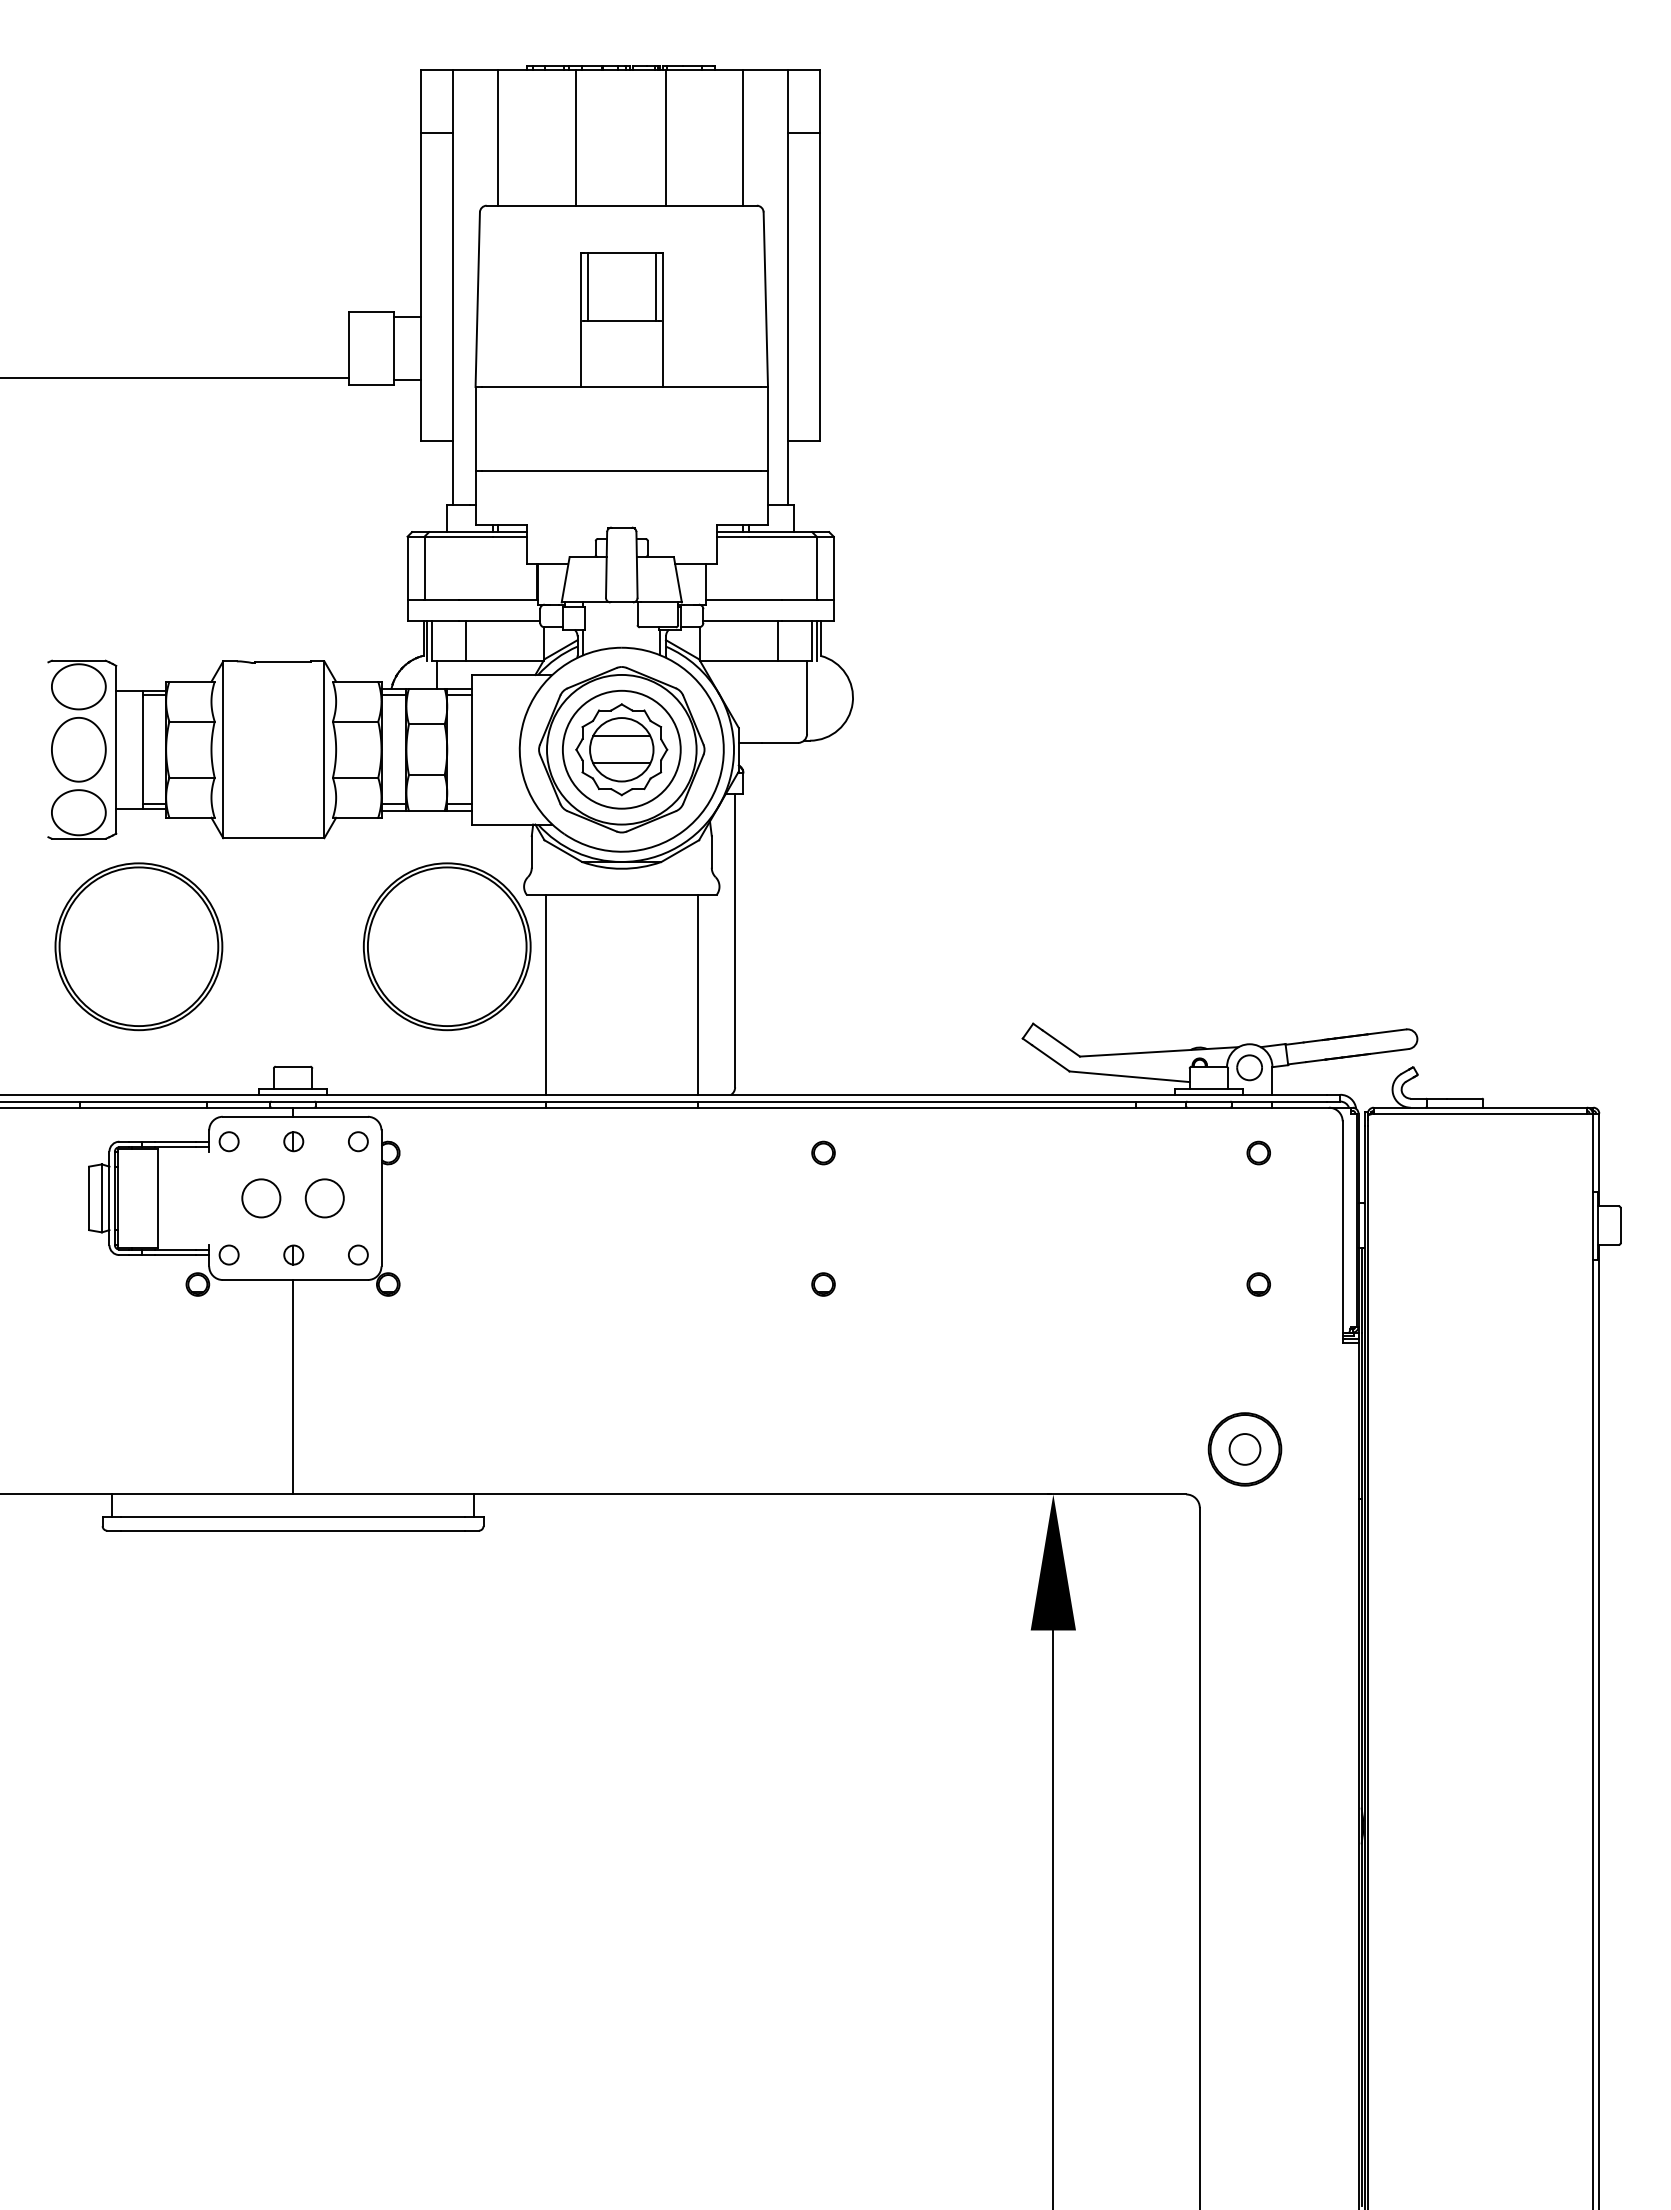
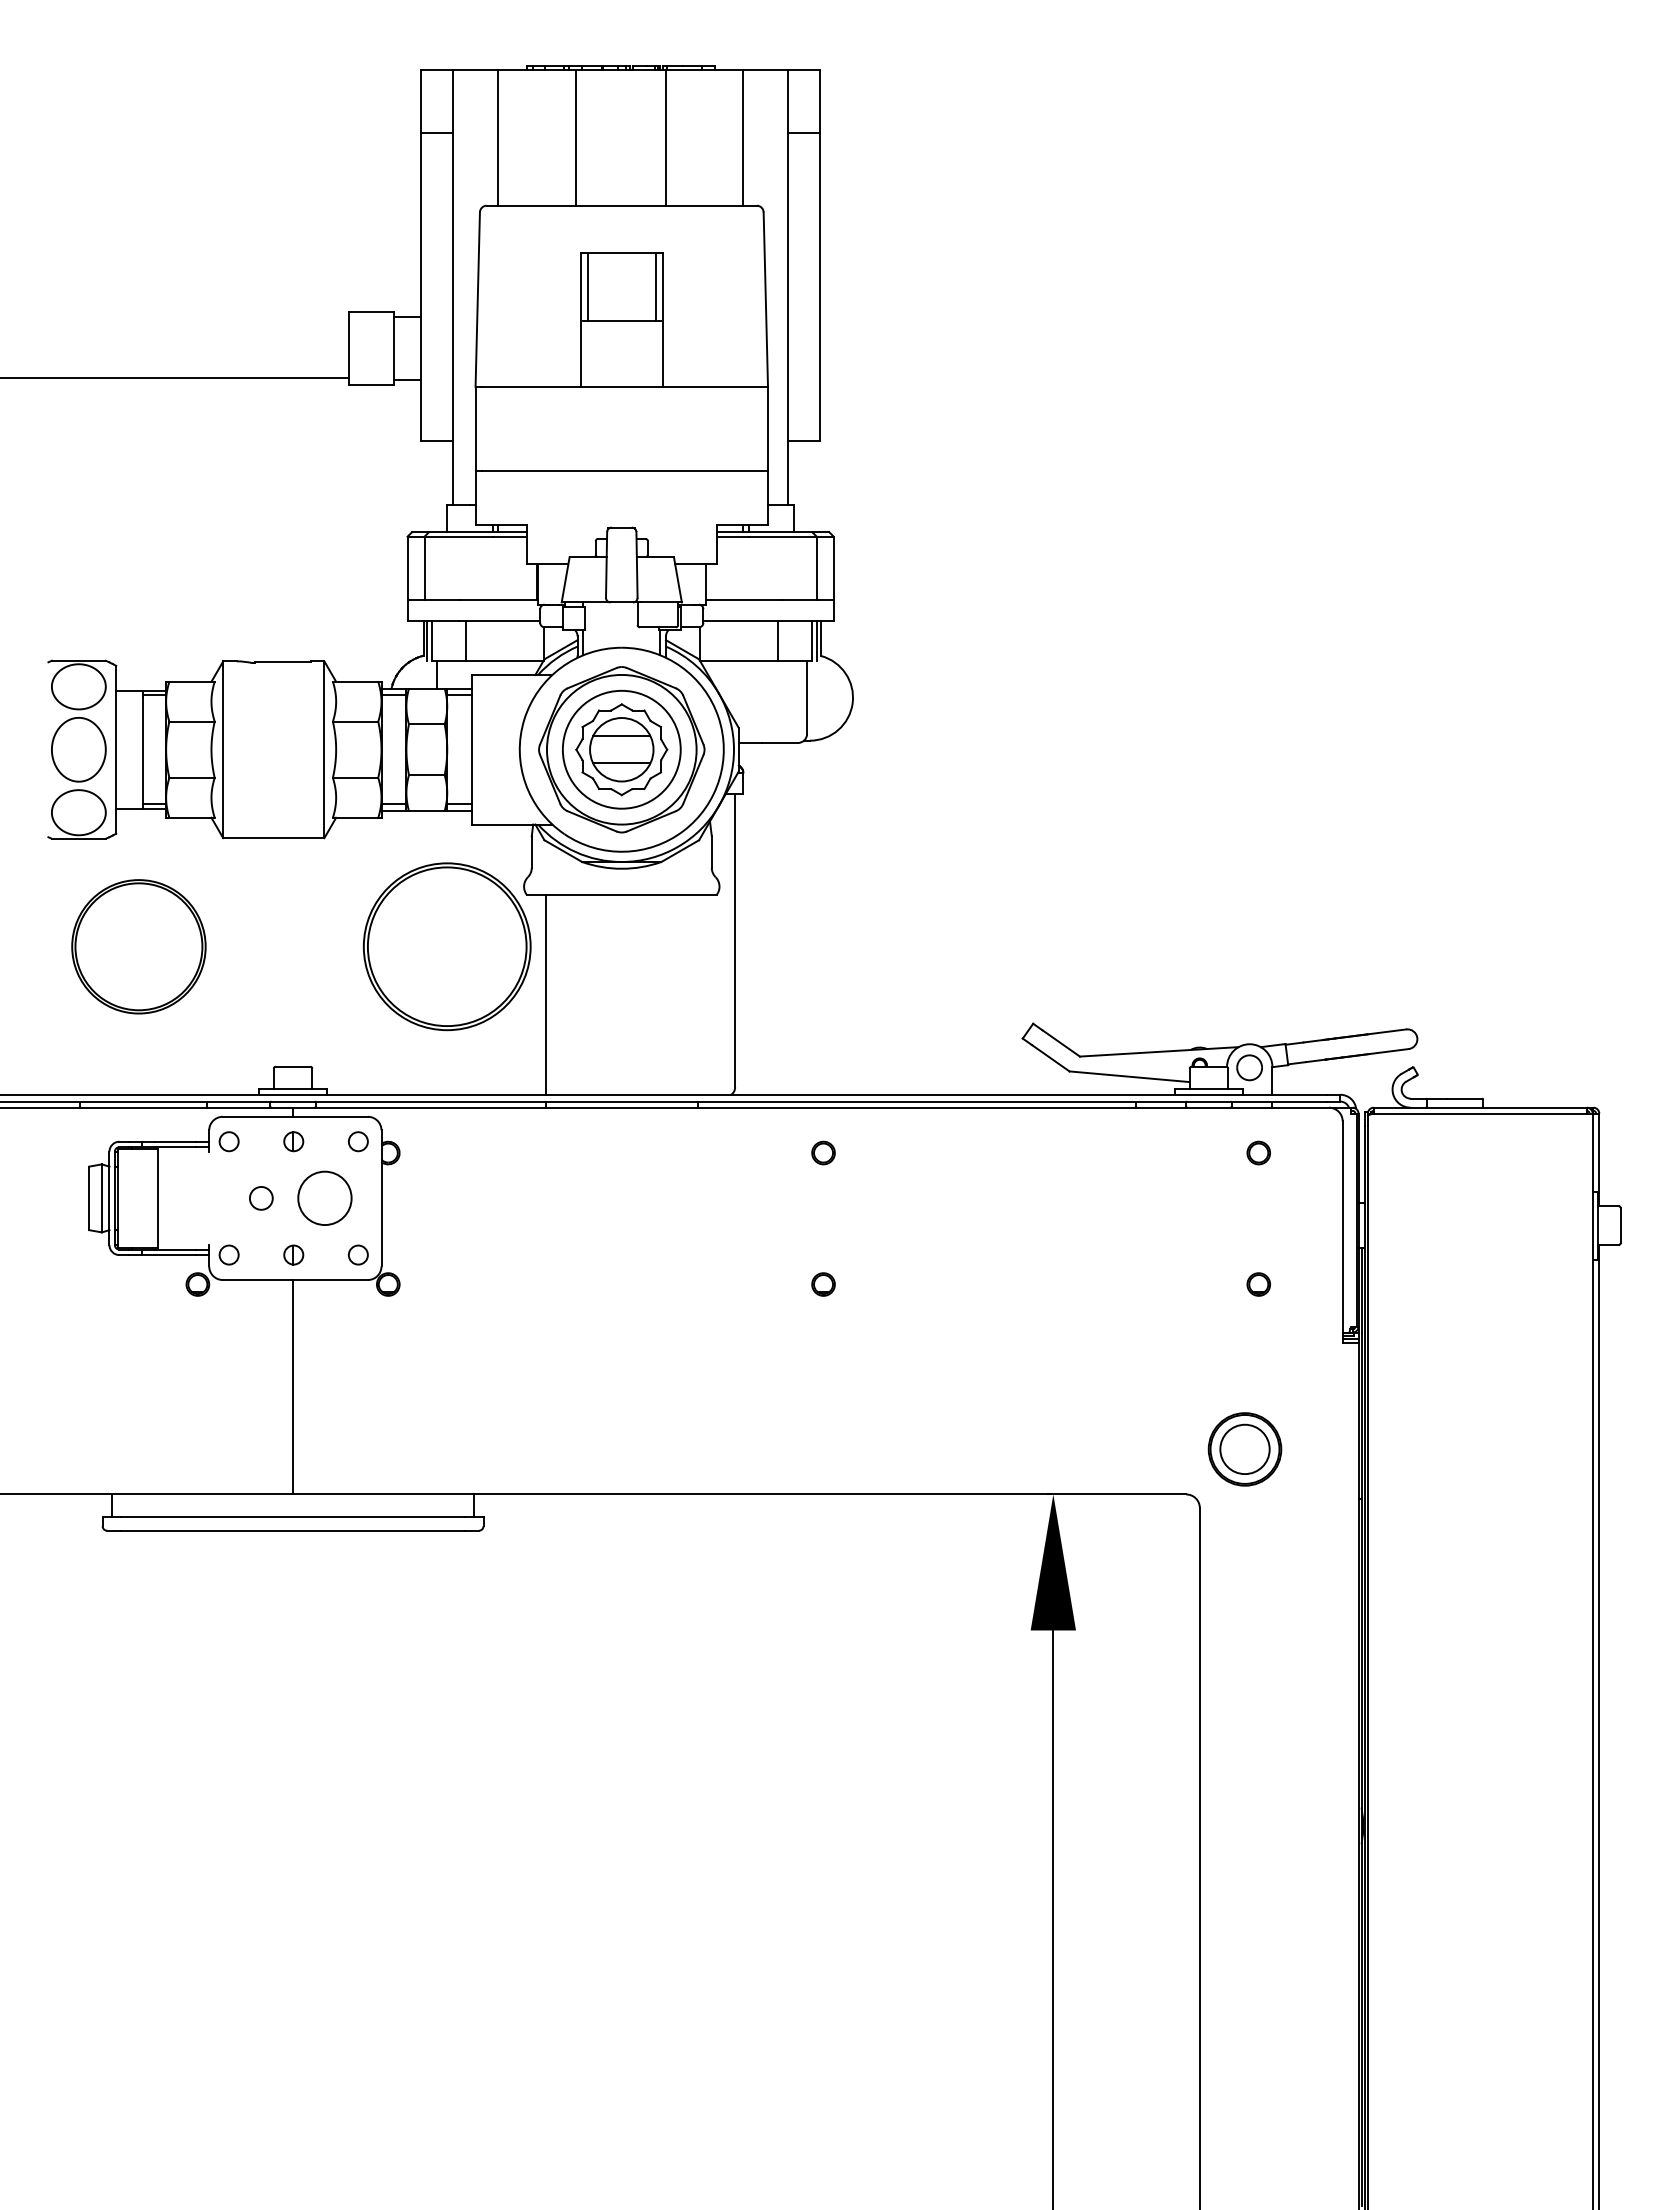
part size: 170x170 px -> 136x136 px (138, 946)
line: present -> none (697, 994)
circle diameter: 38 px -> 23 px (260, 1197)
circle size: 41x41 px -> 56x56 px (324, 1197)
circle diameter: 31 px -> 49 px (1244, 1449)
